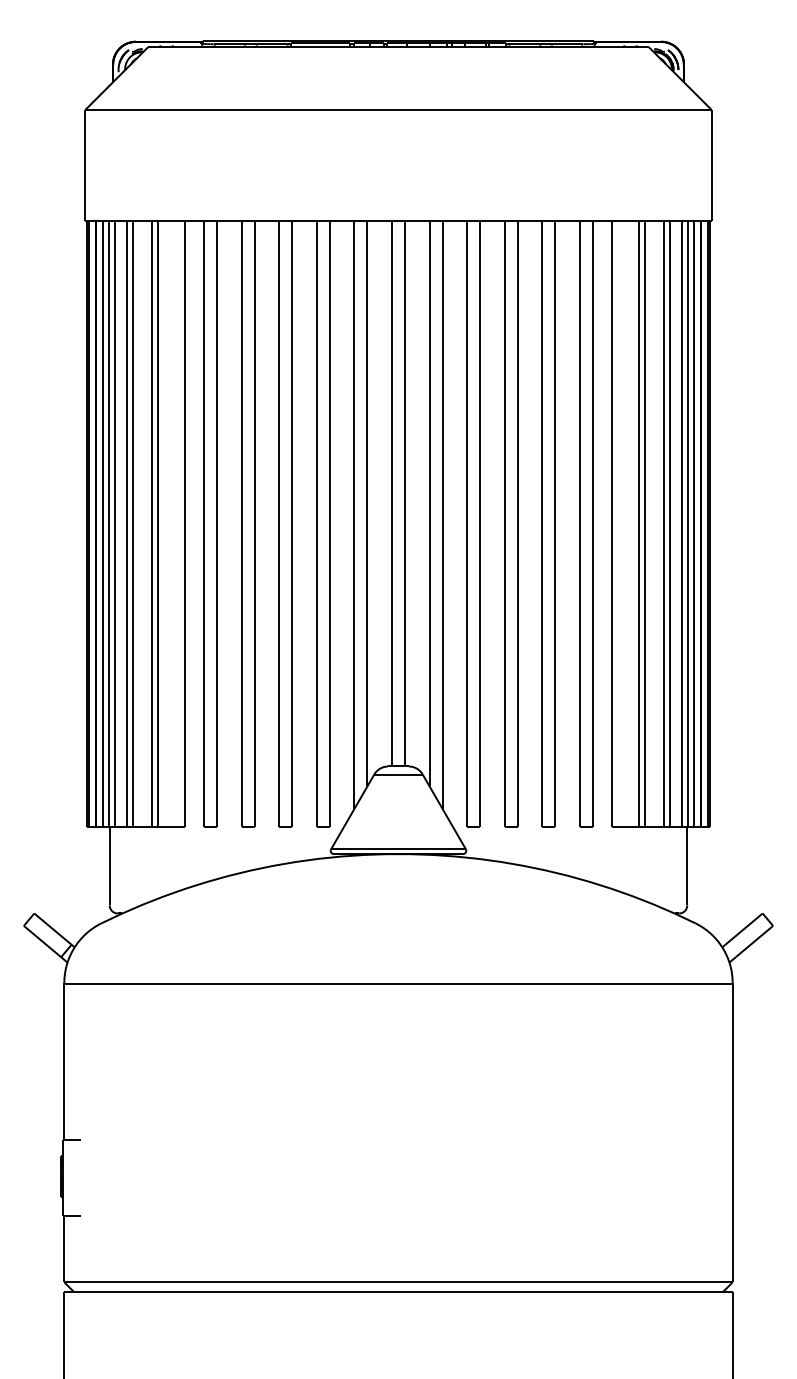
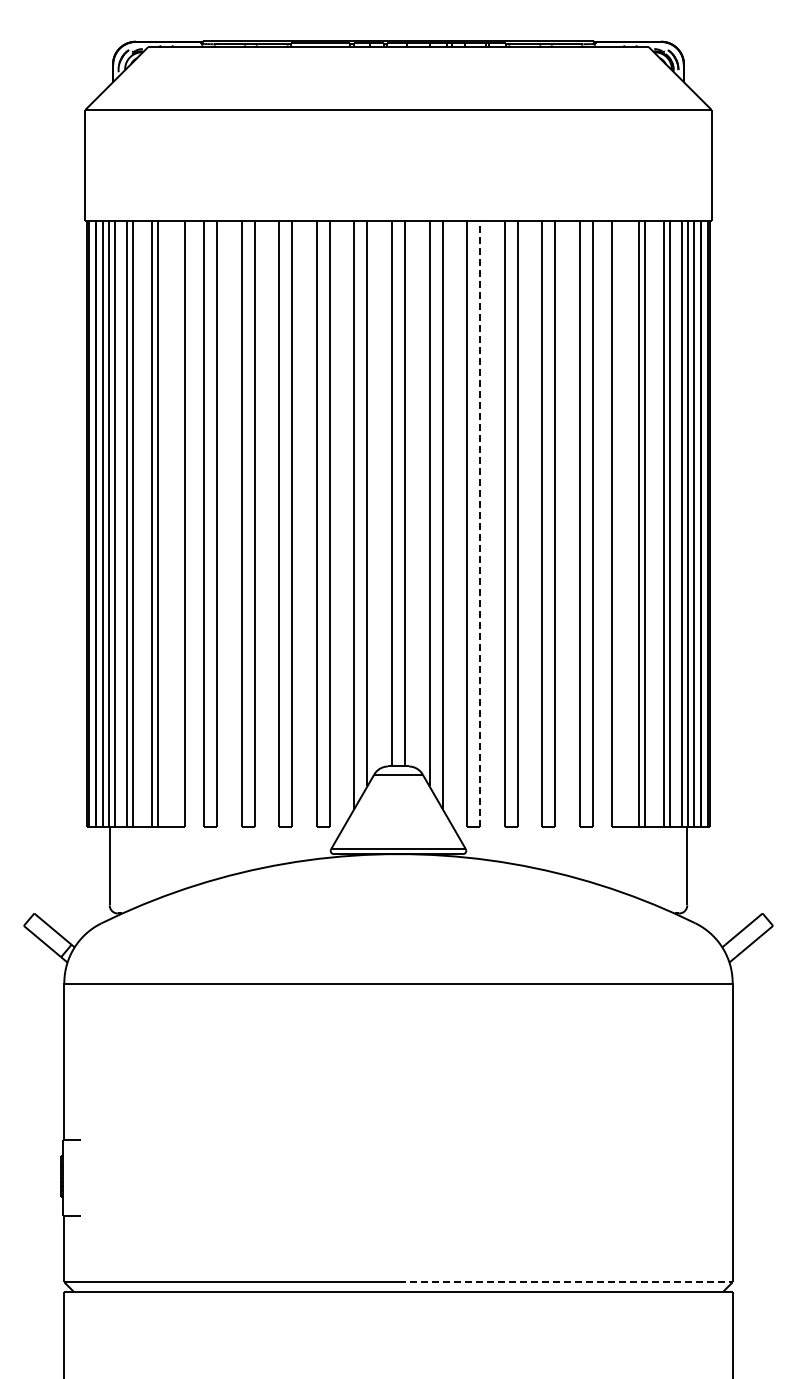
line: solid -> dashed (480, 523)
line: solid -> dashed (566, 1282)
